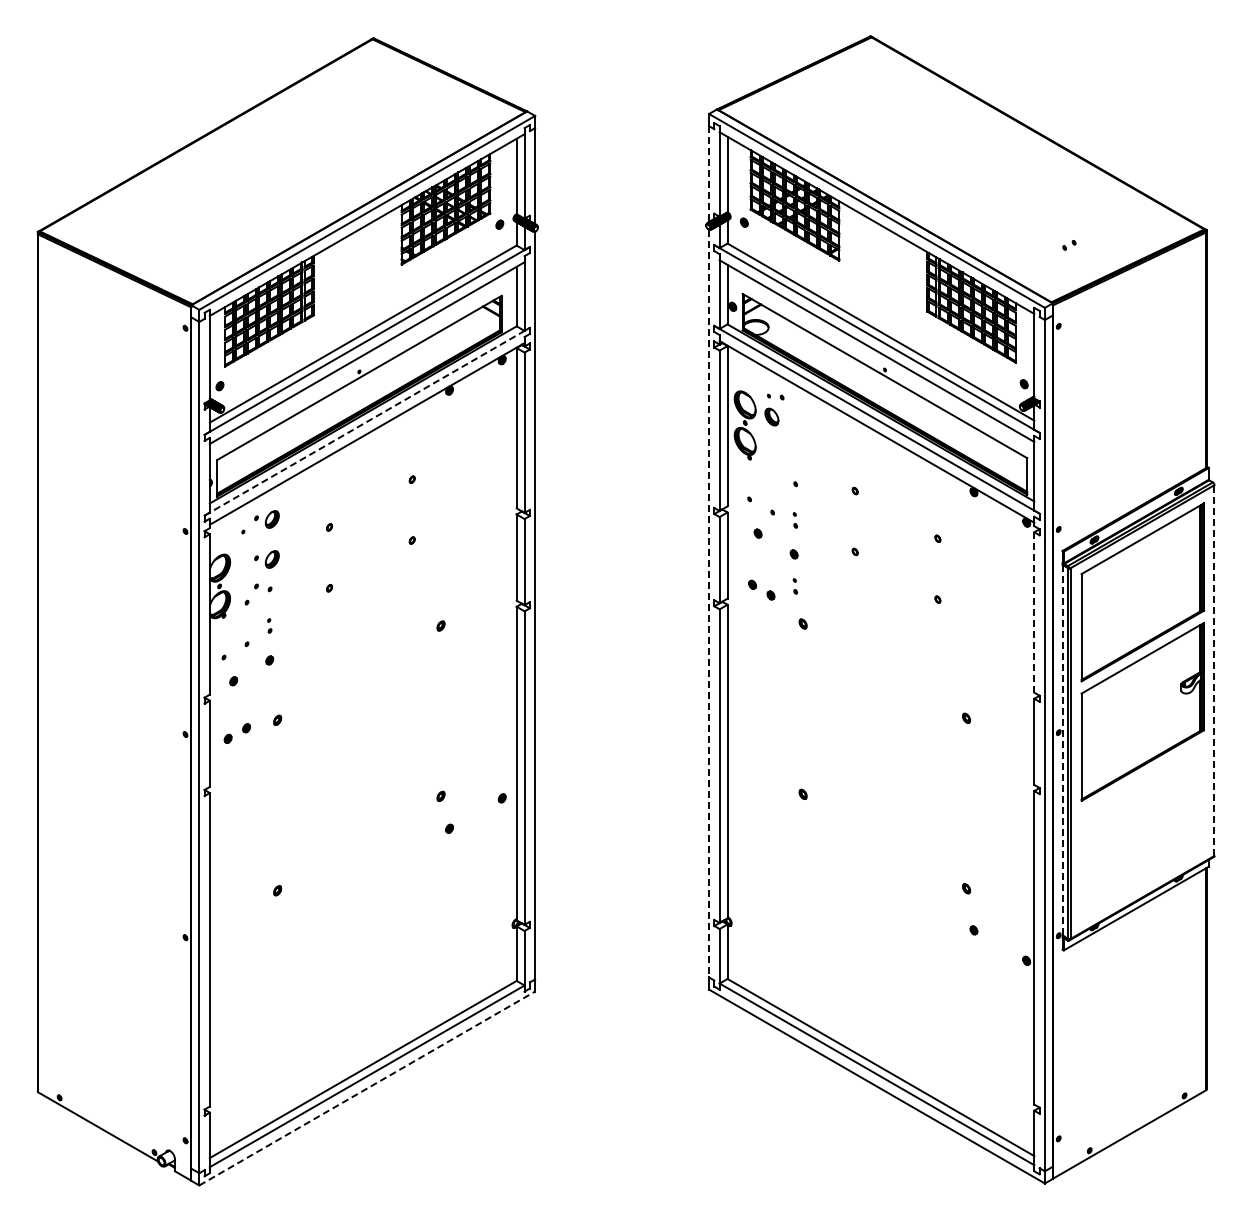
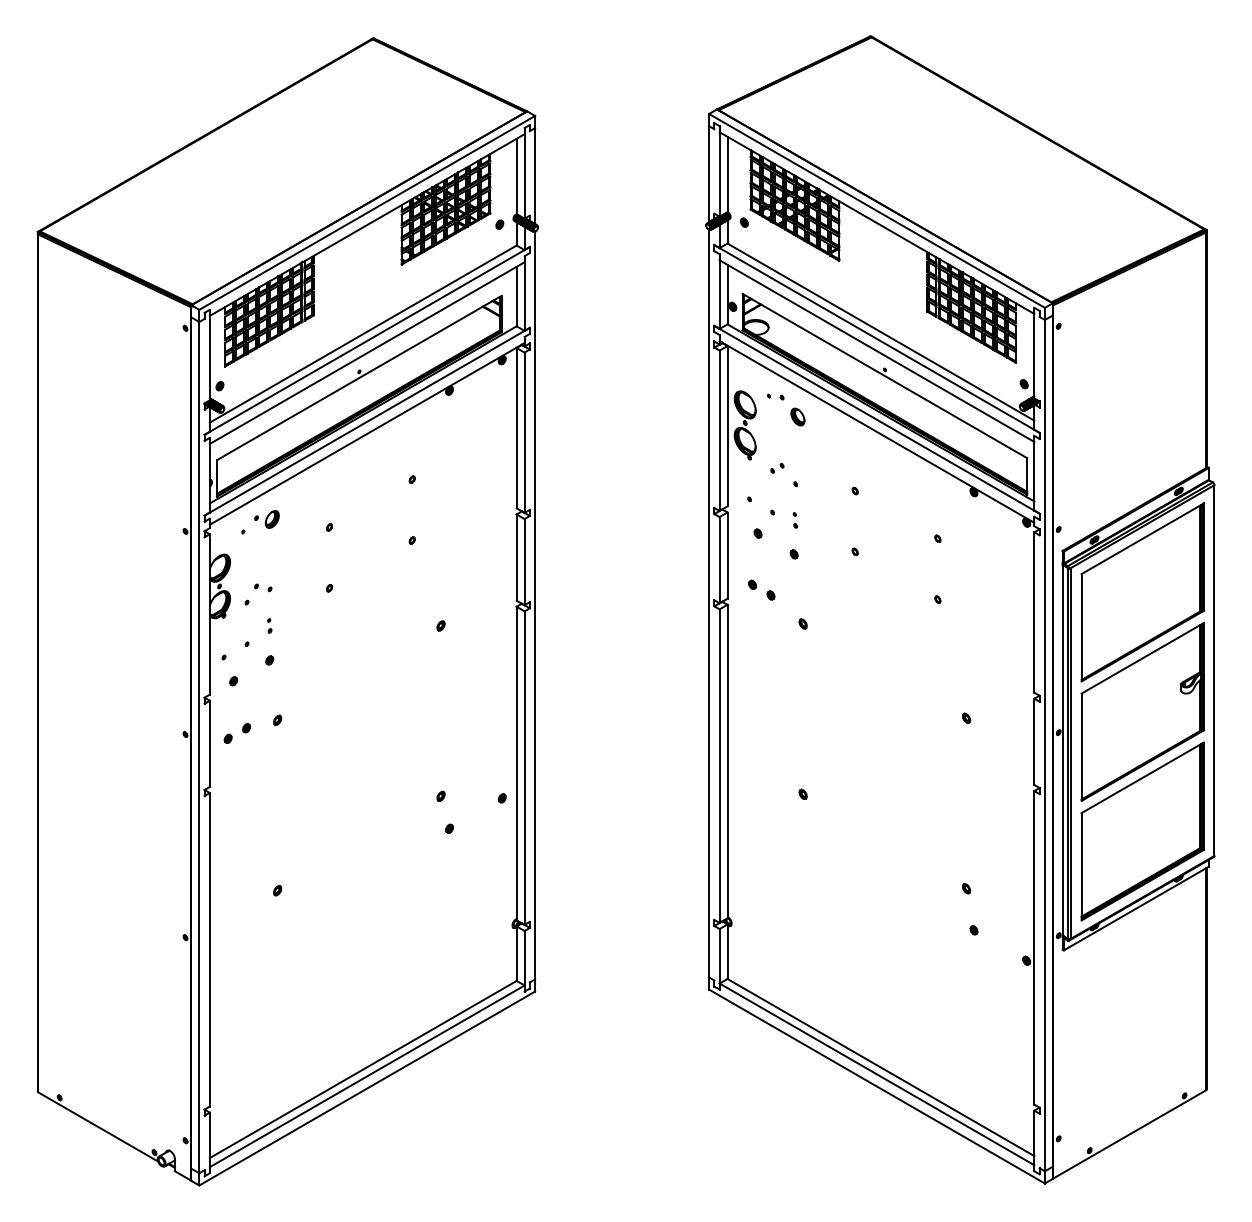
line: dashed -> solid (709, 174)
part position: (1069, 245) -> (777, 468) (777, 468)
part position: (771, 416) -> (797, 416) (797, 416)
line: dashed -> solid (367, 421)
part: present -> none (266, 559)
part: present -> none (794, 586)
line: dashed -> solid (709, 603)
line: dashed -> solid (1034, 612)
line: dashed -> solid (1214, 670)
line: dashed -> solid (1062, 750)
part: none -> present (1142, 831)
line: dashed -> solid (367, 1088)
